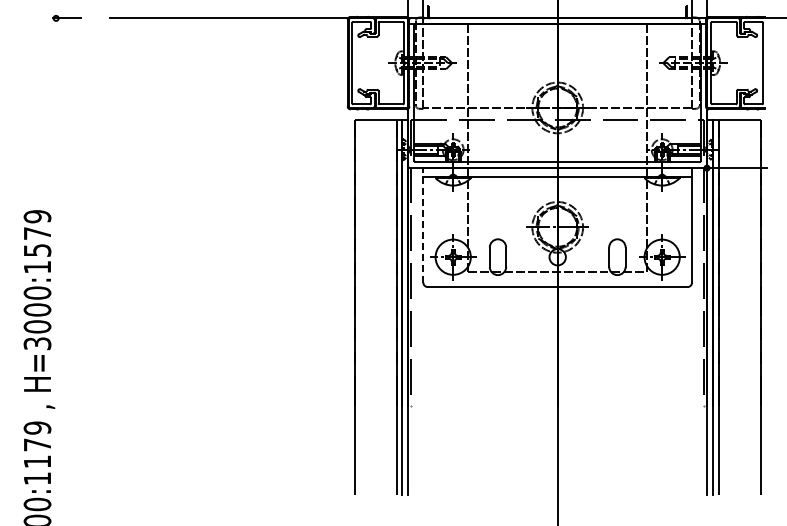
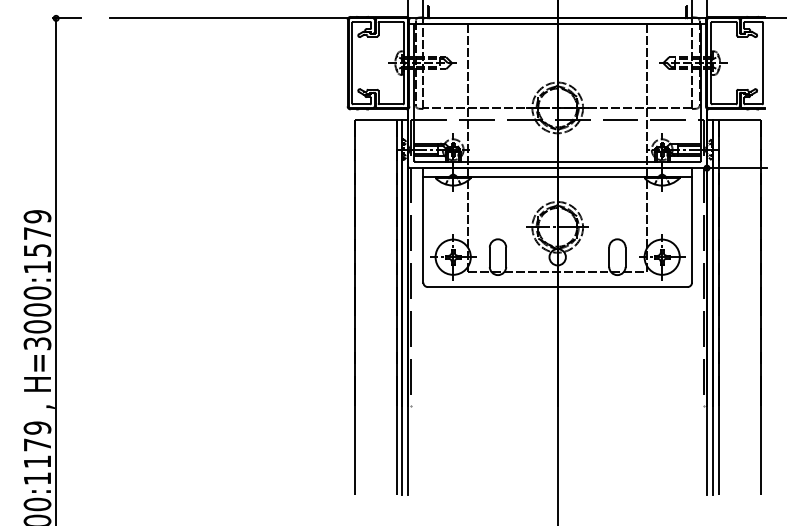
line: dashed -> solid (423, 224)
line: none -> present (56, 270)
